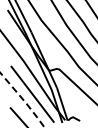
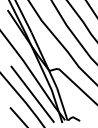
line: dashed -> solid (23, 100)
